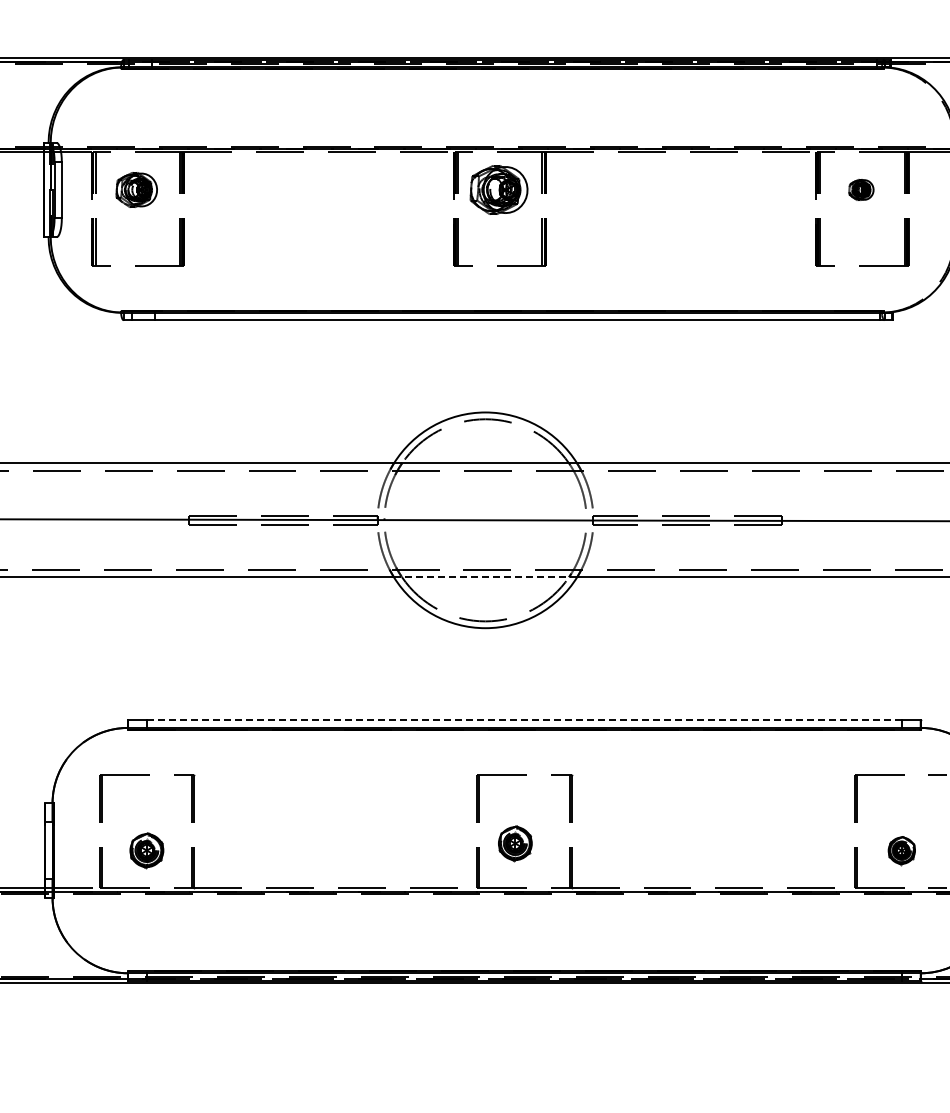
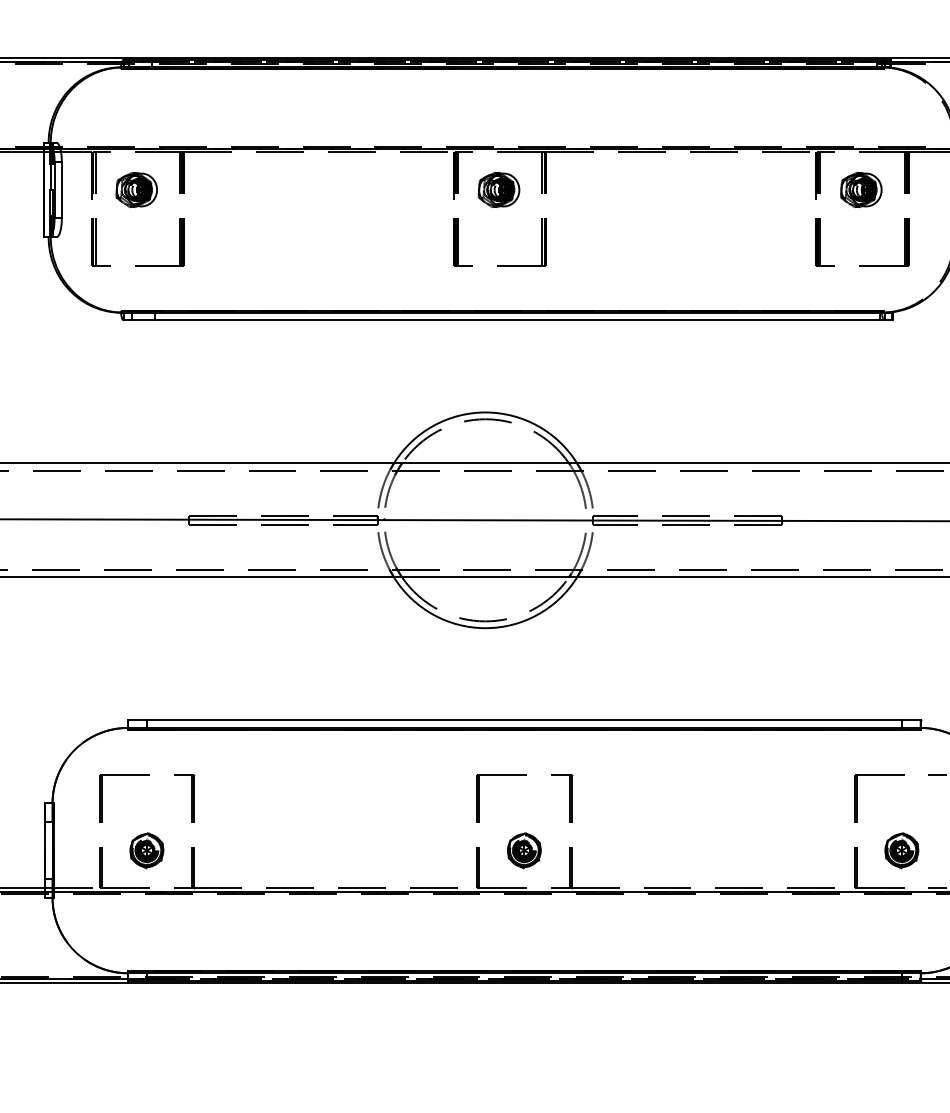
part size: 60x50 px -> 44x36 px (498, 189)
part size: 27x22 px -> 43x36 px (861, 189)
line: dashed -> solid (485, 577)
line: dashed -> solid (524, 720)
part position: (515, 843) -> (524, 850) (524, 850)
part size: 29x31 px -> 36x38 px (901, 850)
